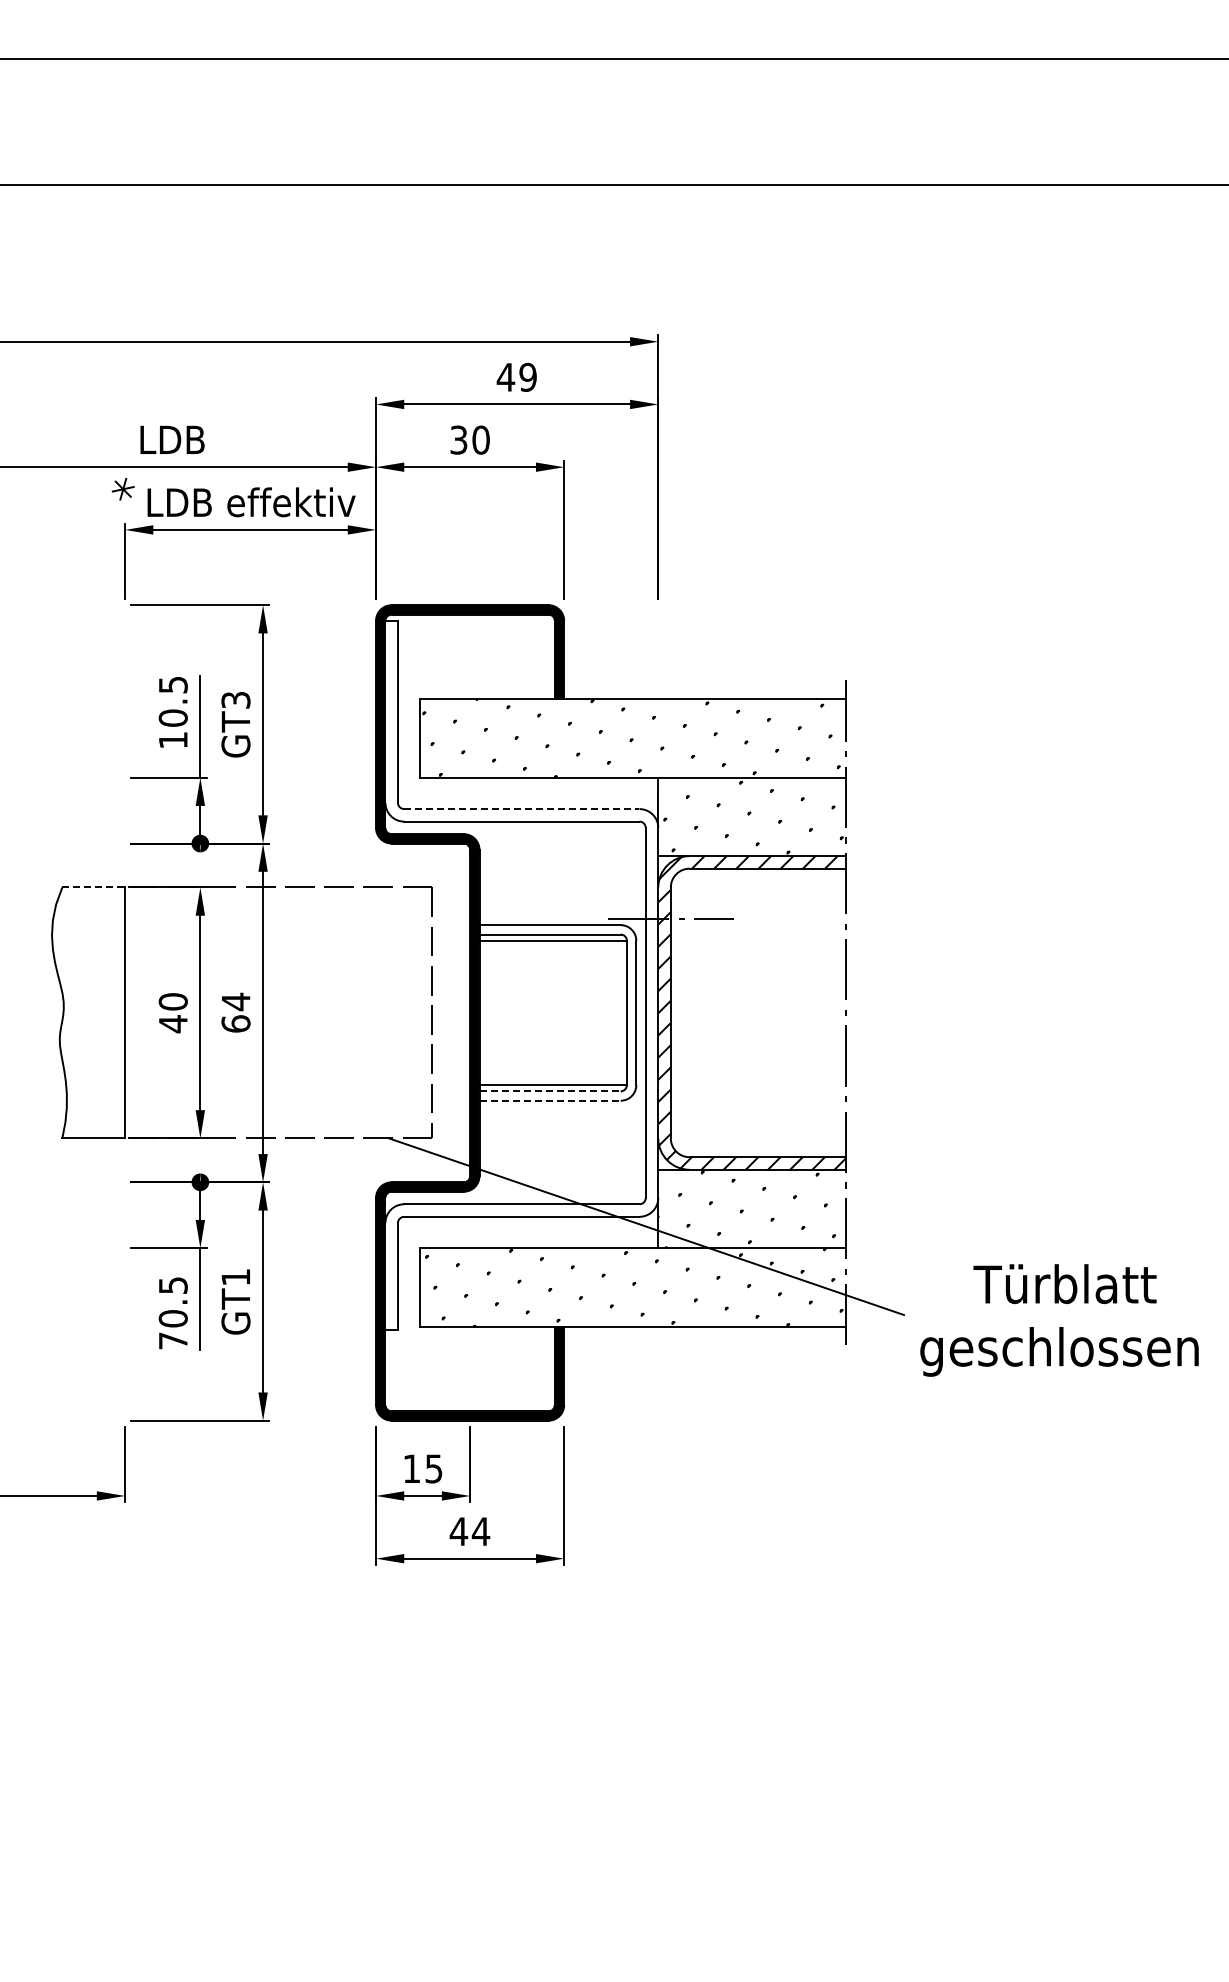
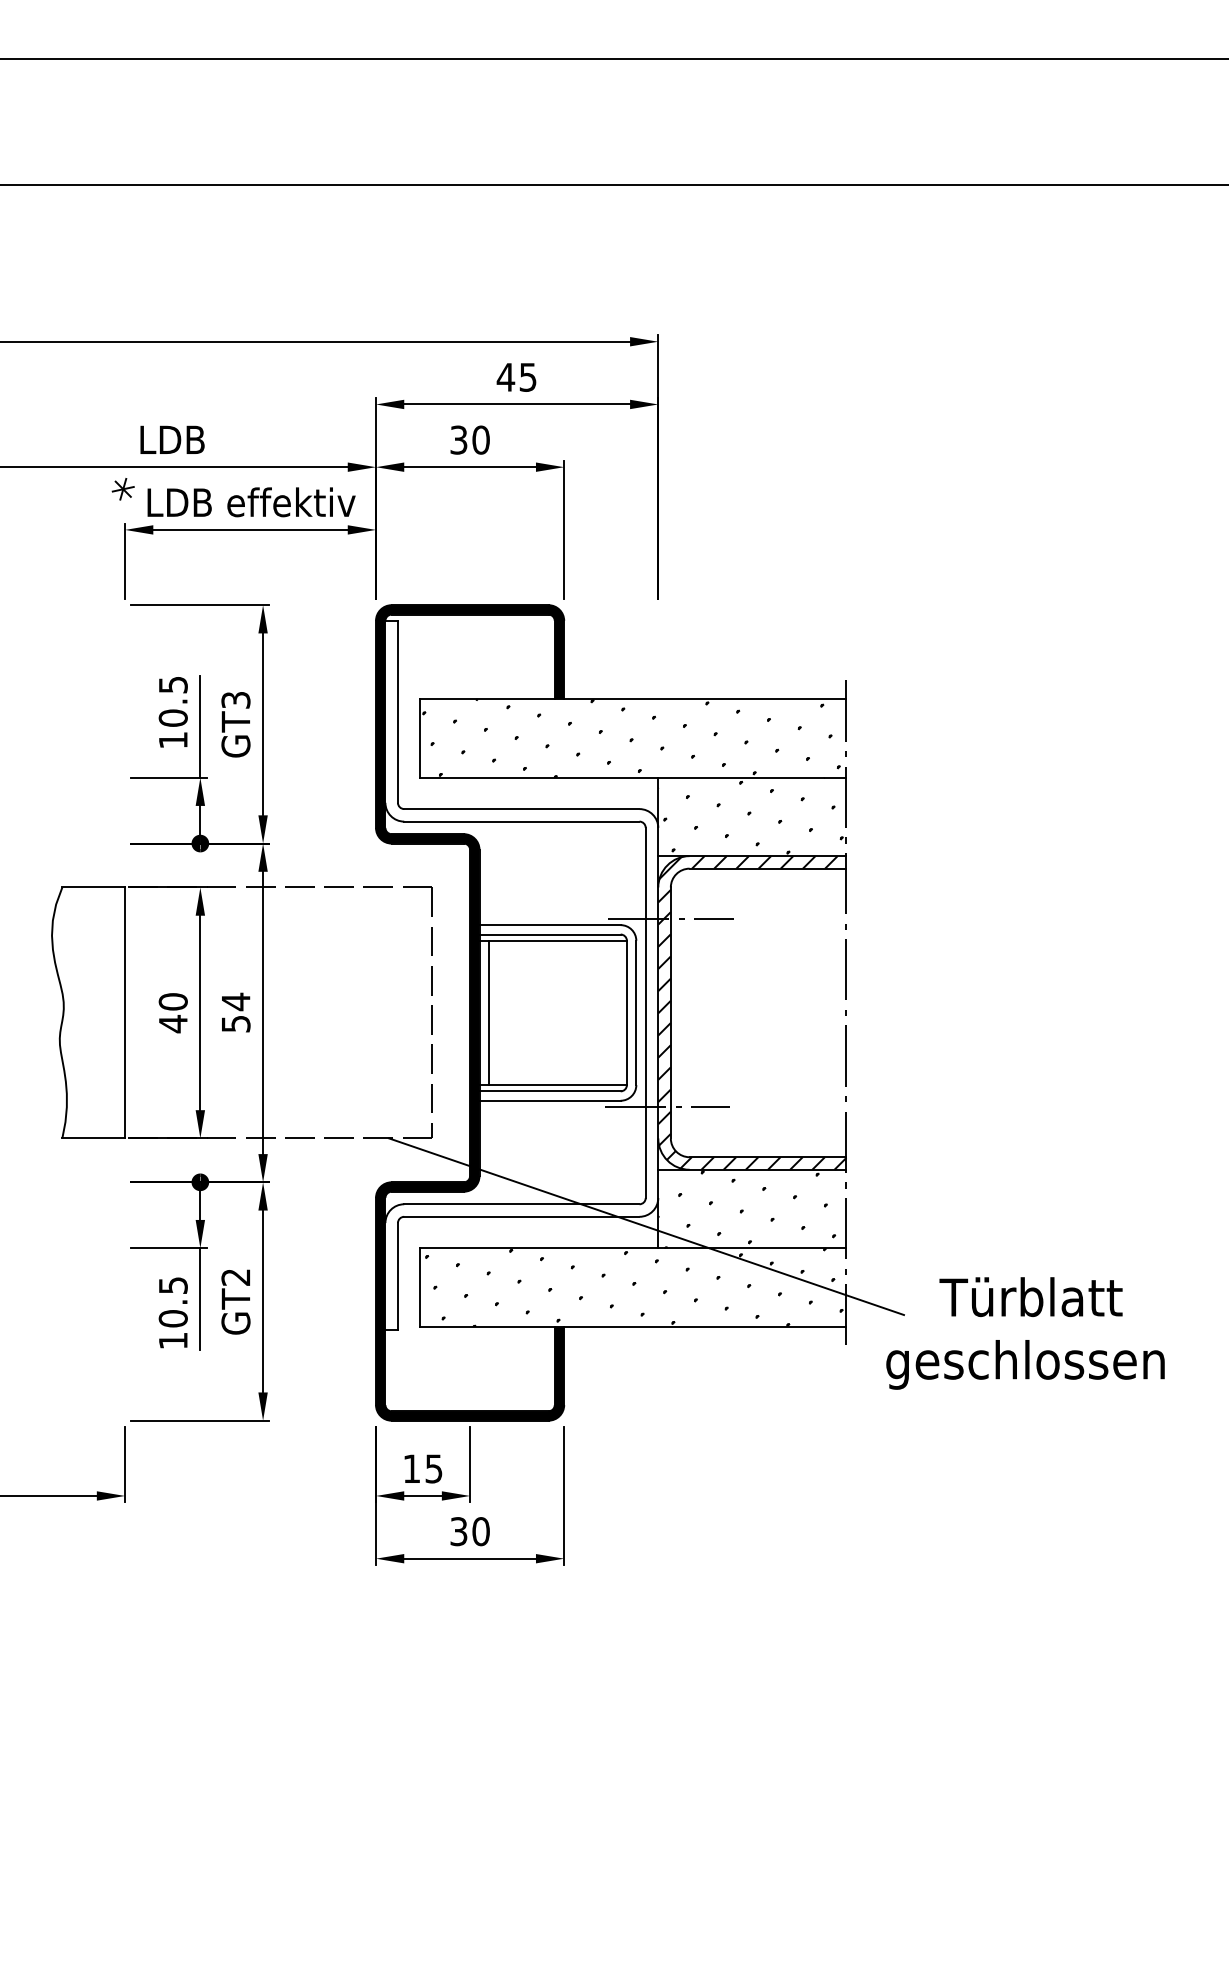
text: 49 -> 45 (527, 376)
line: dashed -> solid (521, 809)
line: dashed -> solid (94, 887)
line: none -> present (488, 1012)
text: 64 -> 54 (235, 1023)
line: dashed -> solid (550, 1091)
line: dashed -> solid (550, 1100)
line: none -> present (667, 1107)
text: GT1 -> GT2 (235, 1277)
text position: (1059, 1320) -> (1025, 1333) (1025, 1333)
text: 70.5 -> 10.5 (173, 1340)
text: 44 -> 30 (469, 1531)
